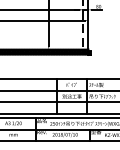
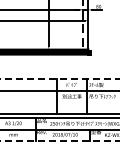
line: solid -> dashed (59, 79)
line: present -> none (59, 102)
line: solid -> dashed (59, 140)
